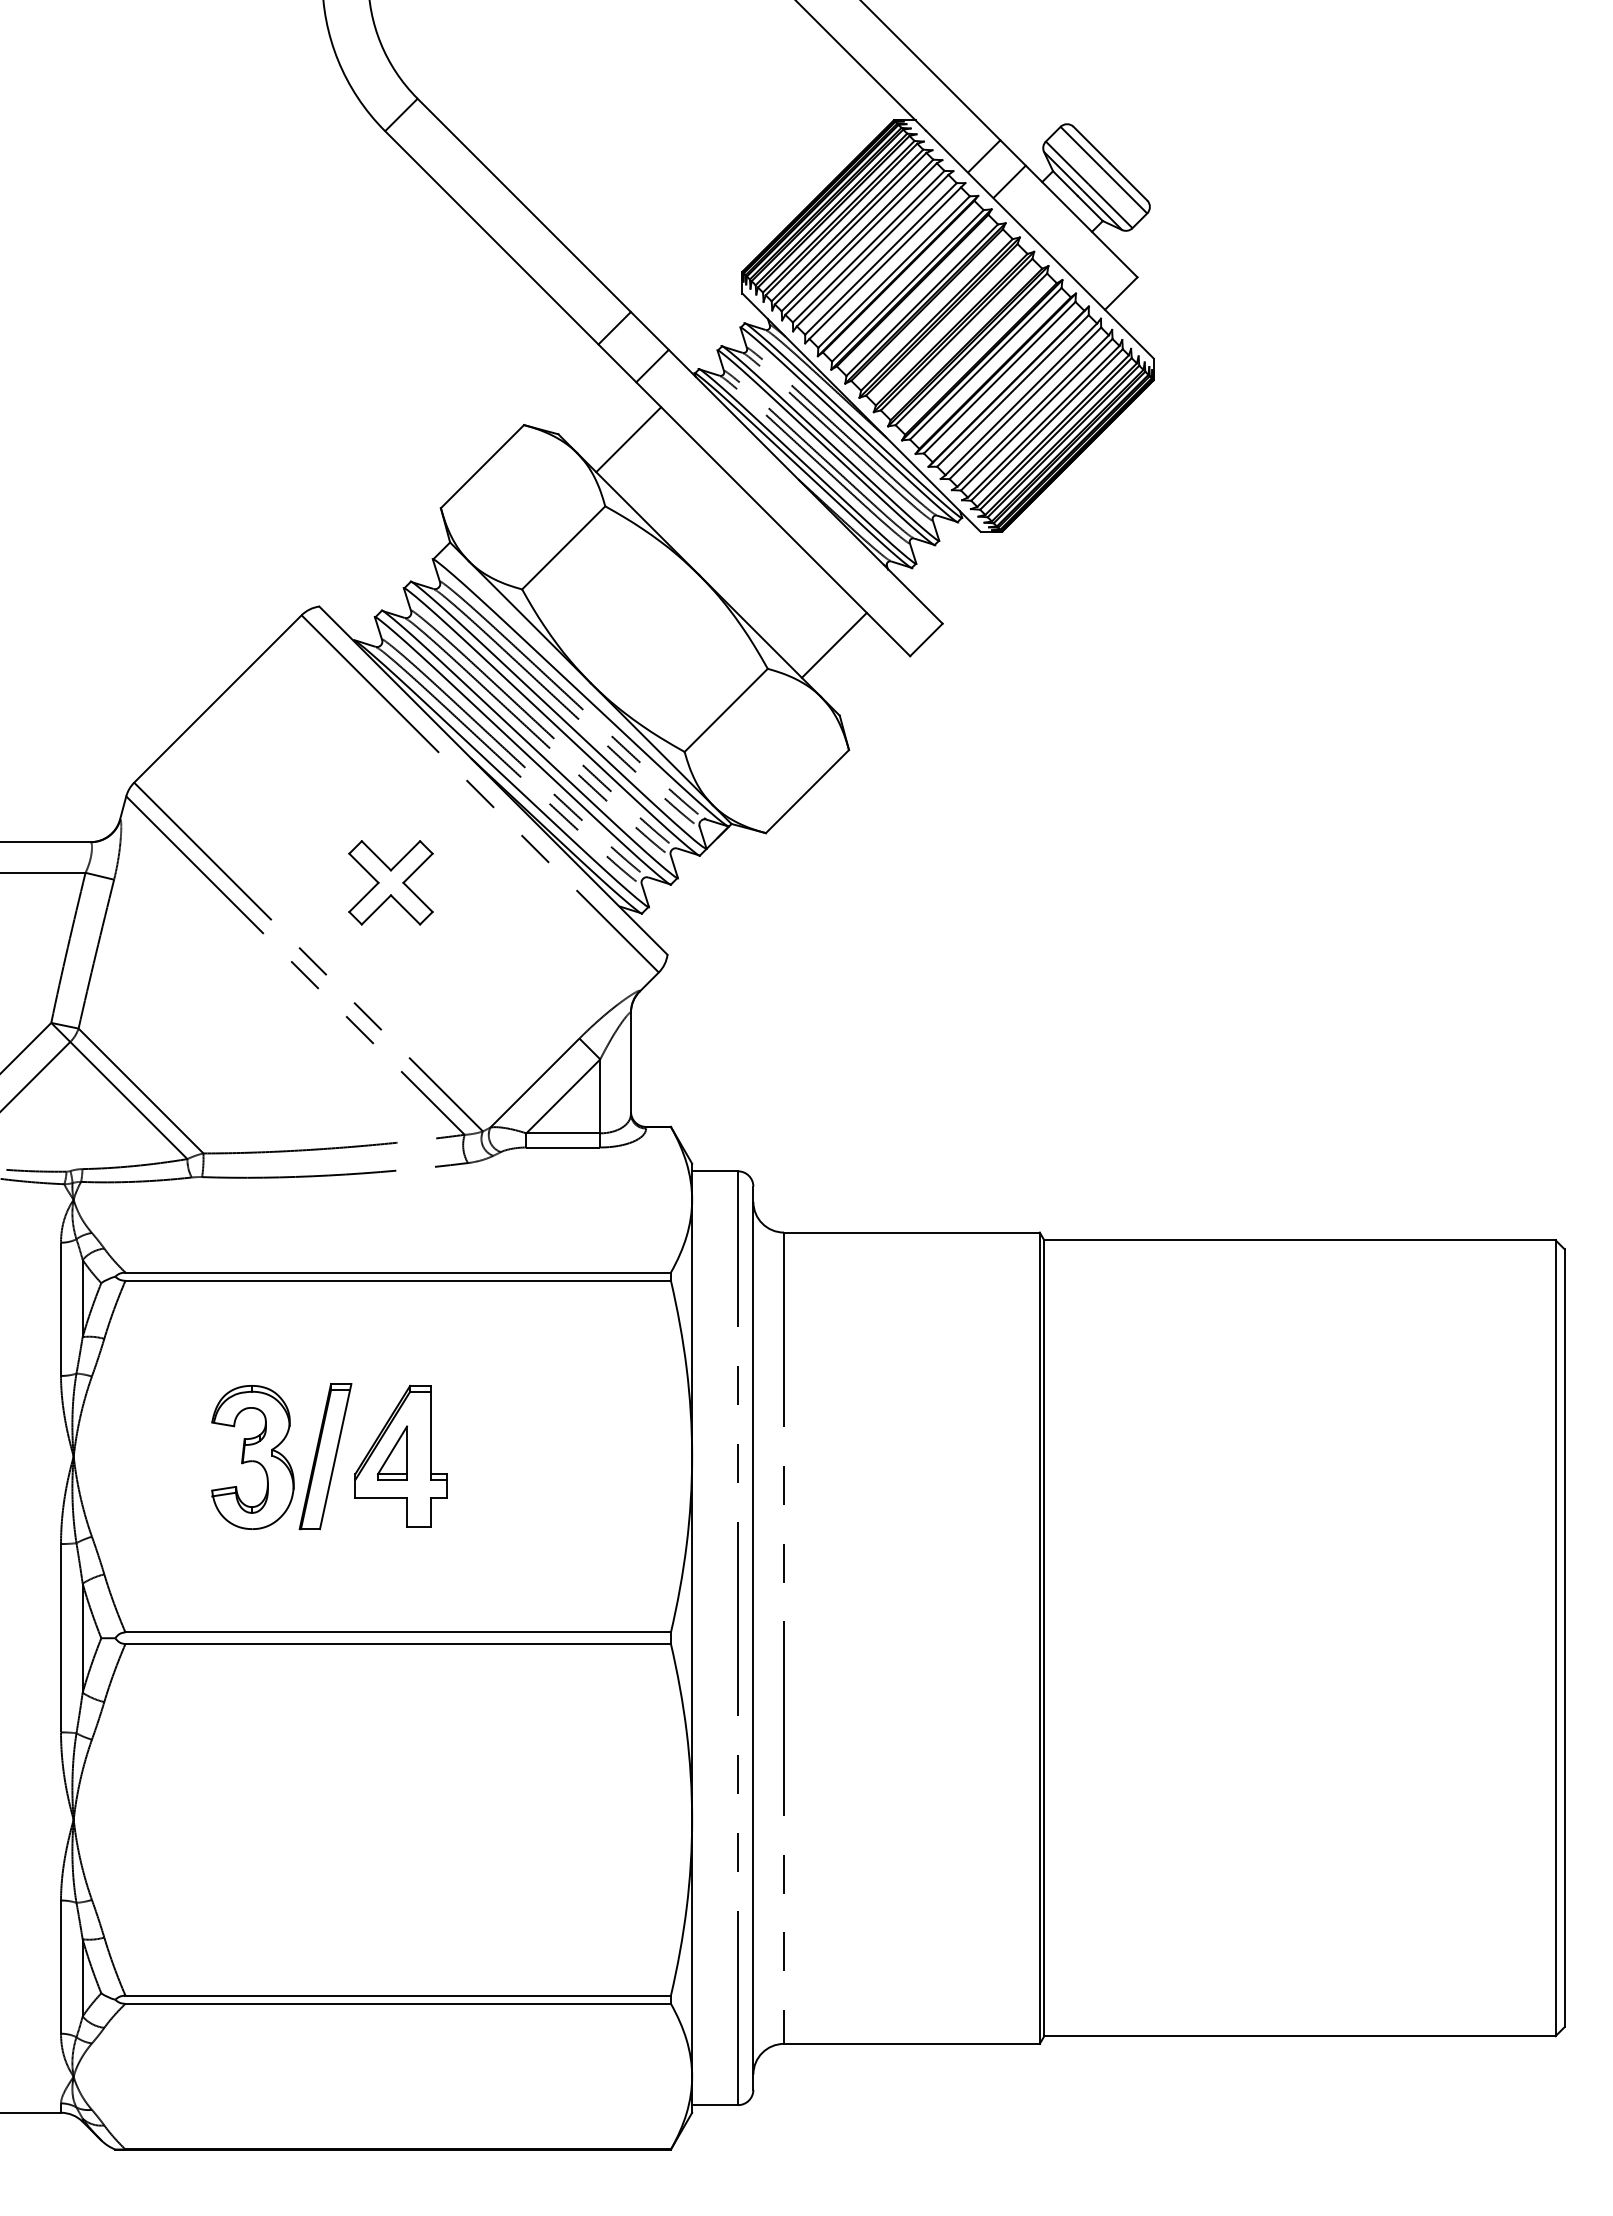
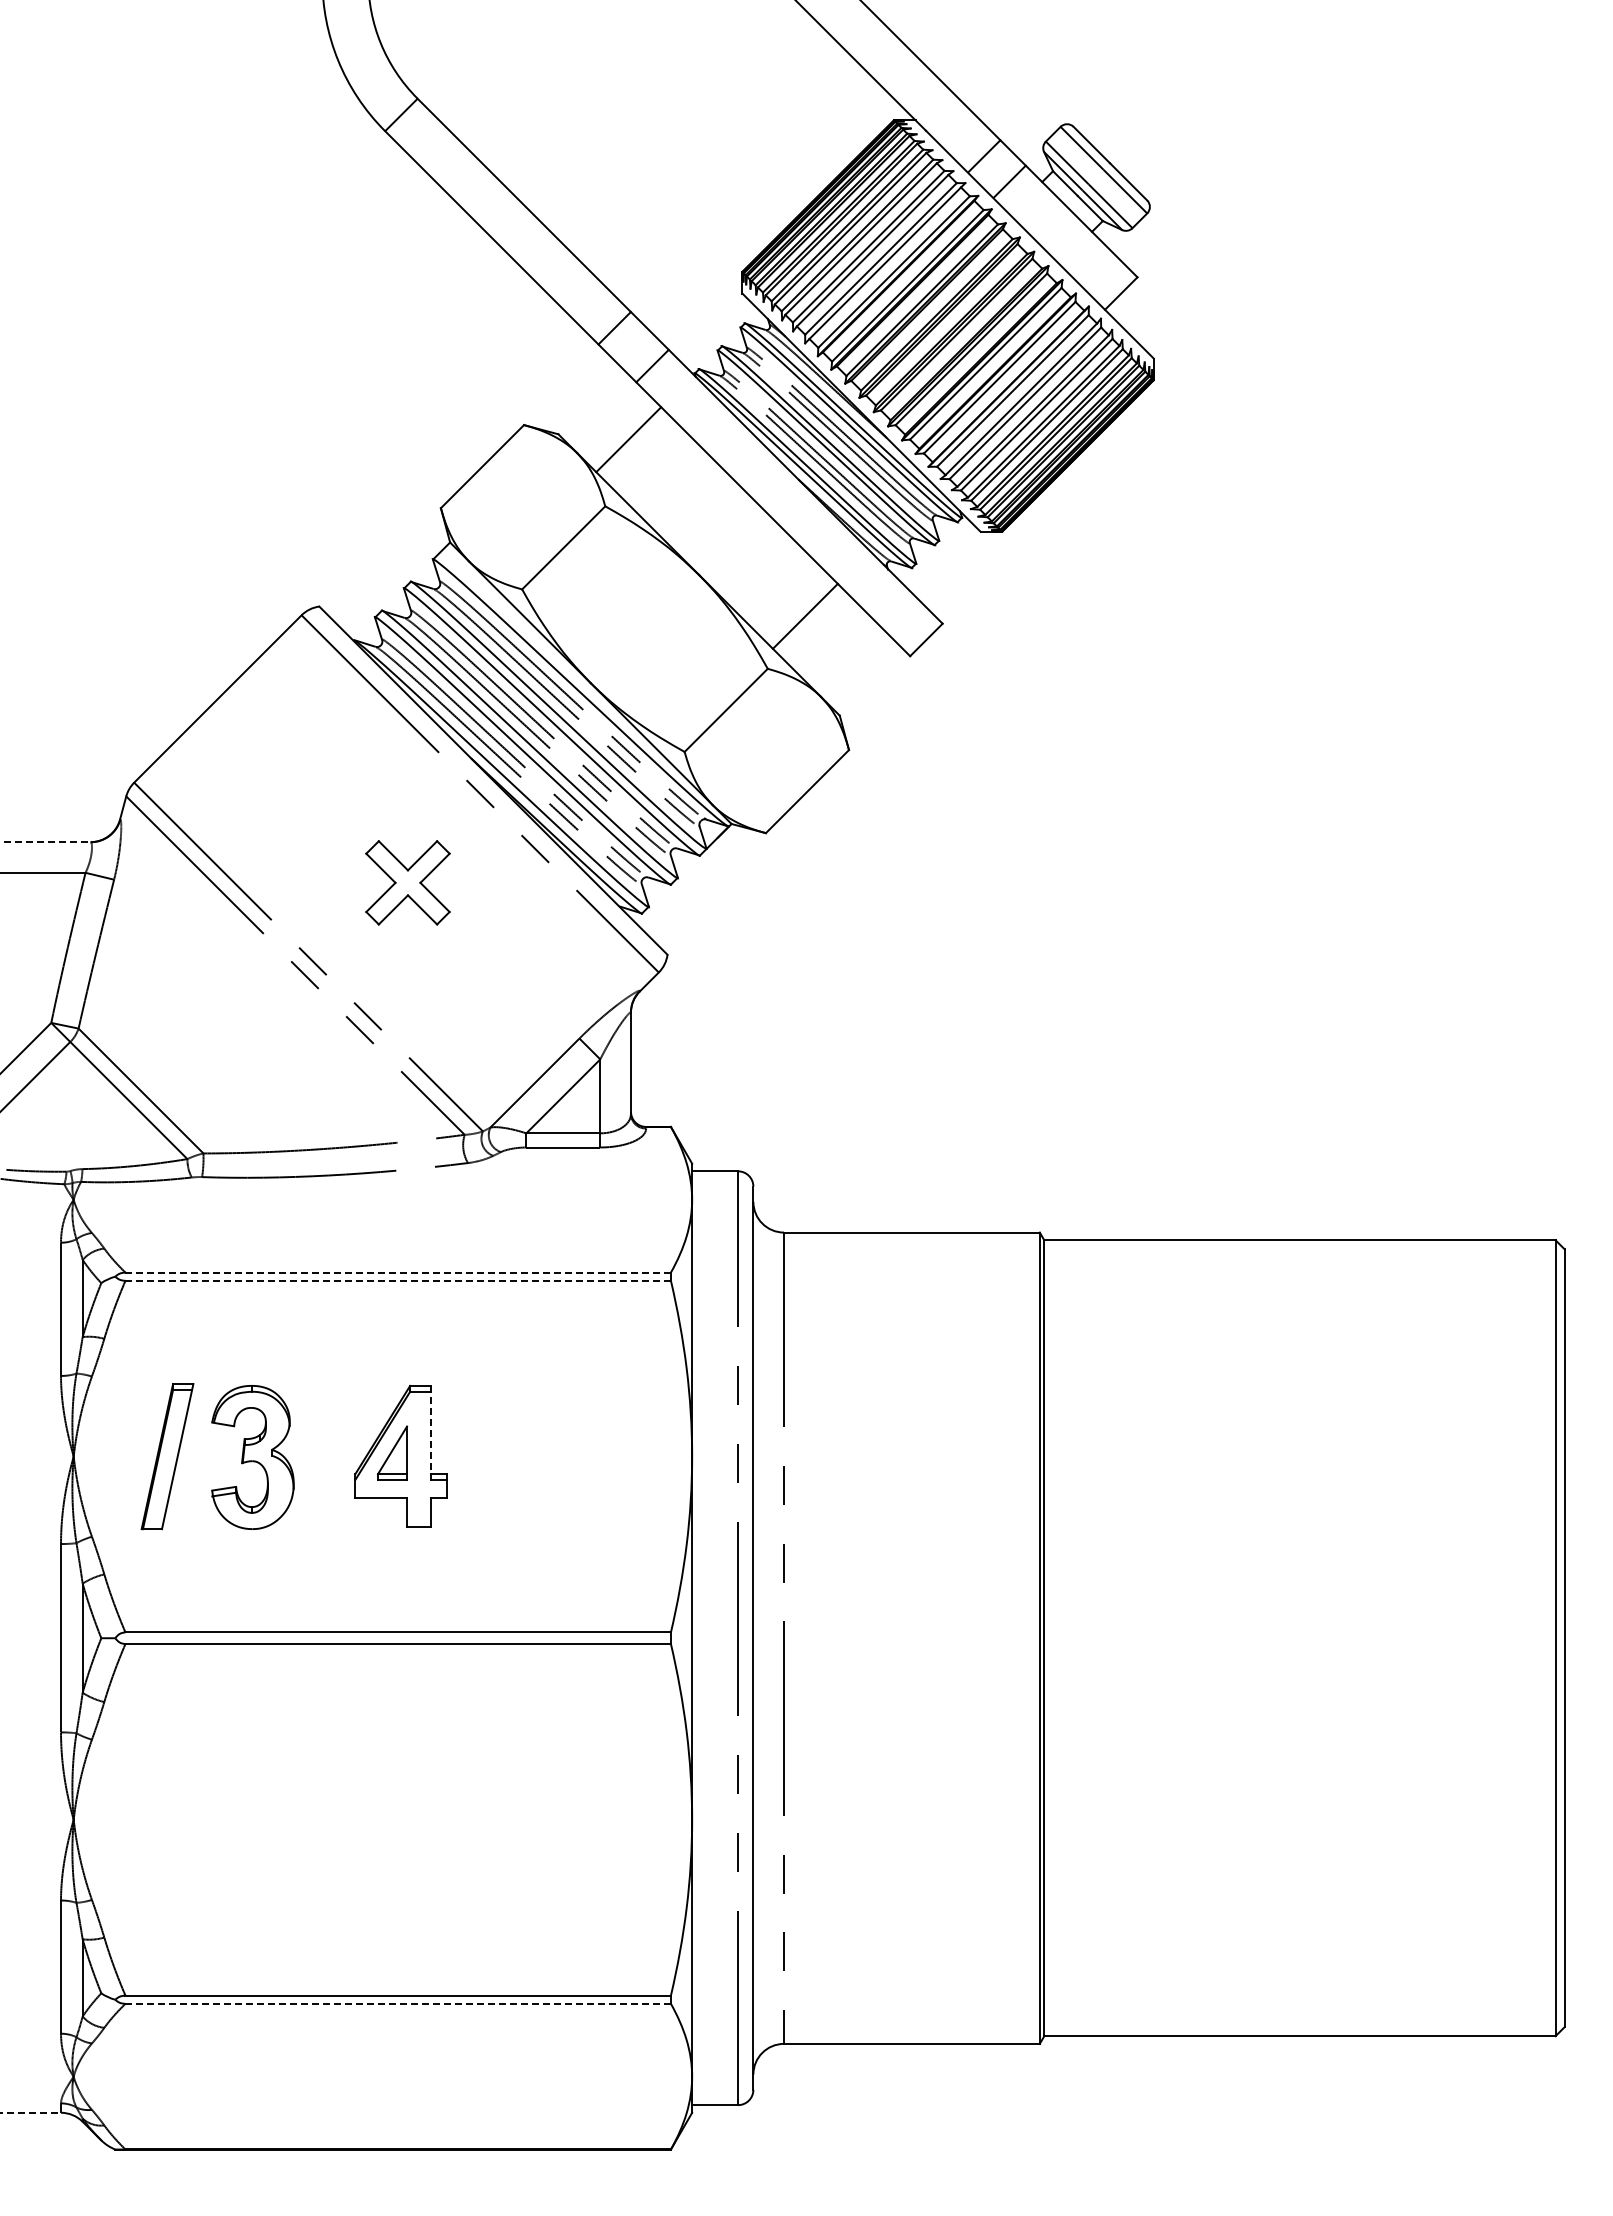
line position: (833, 644) -> (804, 615) (804, 615)
line: solid -> dashed (45, 842)
part position: (390, 882) -> (407, 882) (407, 882)
line: solid -> dashed (398, 1272)
line: solid -> dashed (398, 1280)
line: solid -> dashed (430, 1430)
part position: (325, 1456) -> (167, 1456) (167, 1456)
line: solid -> dashed (398, 2003)
line: solid -> dashed (31, 2112)
